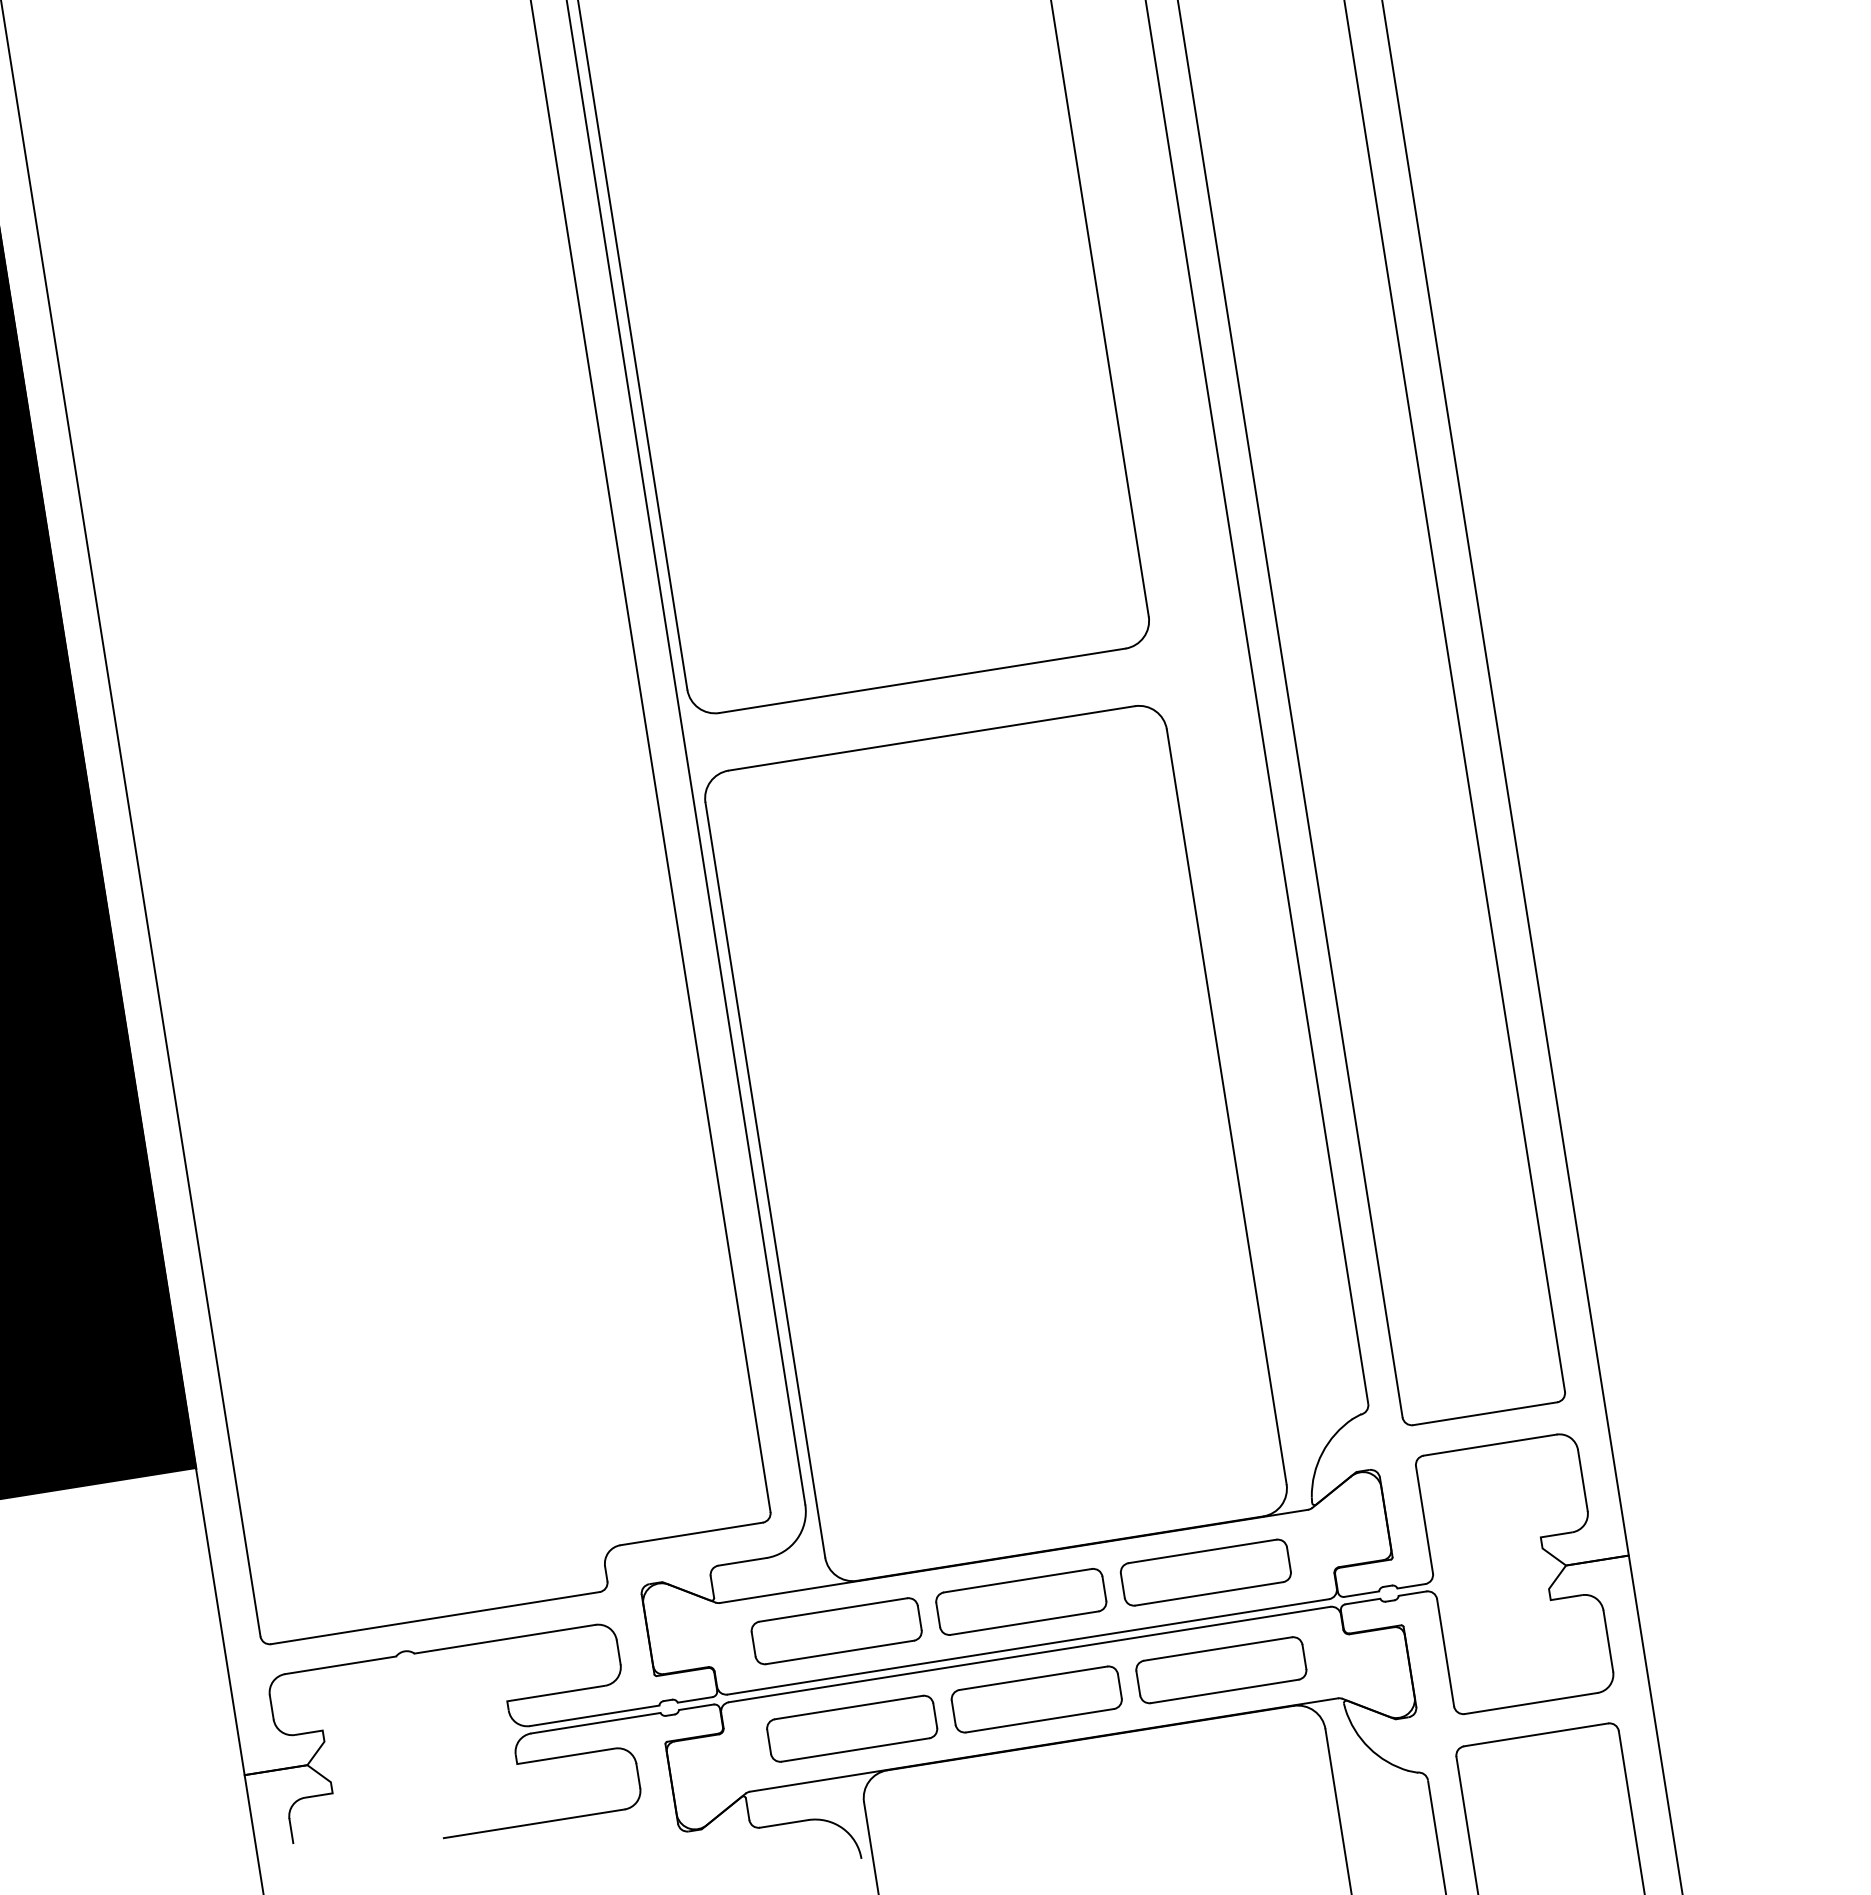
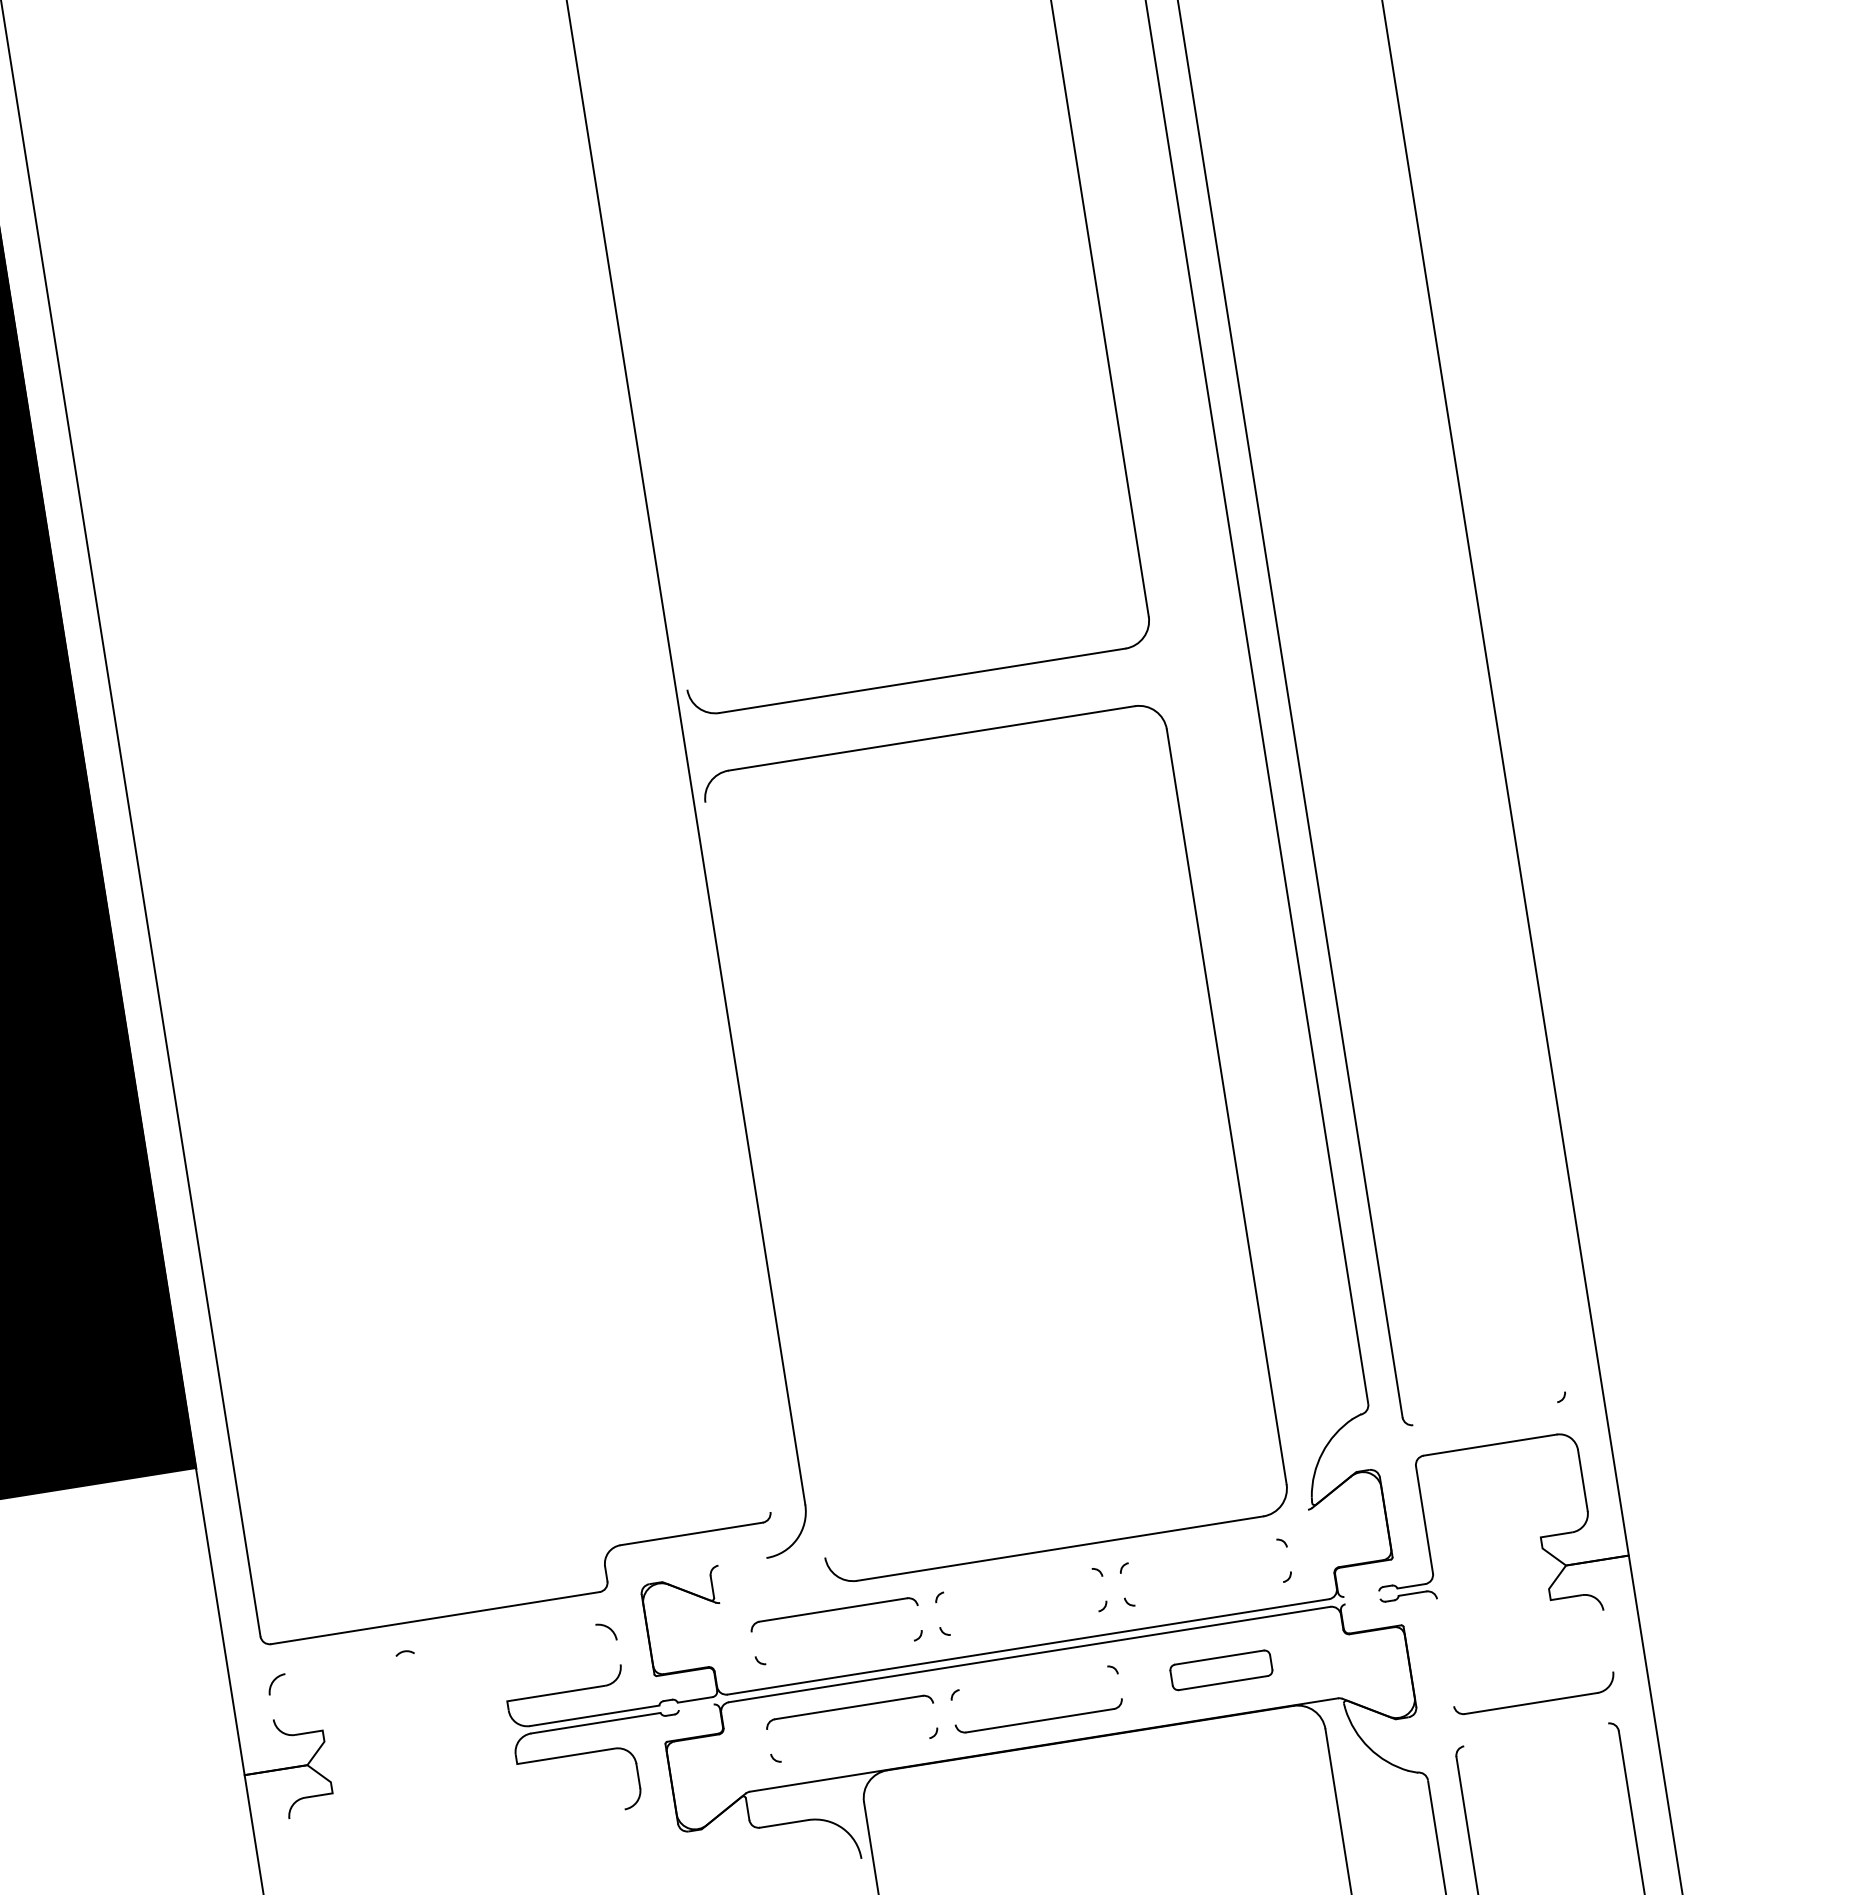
line: present -> none (632, 345)
line: present -> none (1454, 696)
line: present -> none (650, 756)
line: present -> none (765, 1179)
line: present -> none (1485, 1413)
line: present -> none (1202, 1551)
line: present -> none (1014, 1555)
line: present -> none (1288, 1559)
line: present -> none (742, 1561)
line: present -> none (1017, 1580)
line: present -> none (1122, 1585)
line: present -> none (1104, 1588)
line: present -> none (1209, 1593)
line: present -> none (1361, 1593)
line: present -> none (1362, 1601)
line: present -> none (938, 1615)
line: present -> none (919, 1618)
line: present -> none (1024, 1622)
line: present -> none (504, 1638)
line: present -> none (1608, 1640)
line: present -> none (753, 1644)
line: present -> none (618, 1652)
line: present -> none (839, 1652)
line: present -> none (1445, 1652)
line: present -> none (340, 1665)
part size: 173x69 px -> 105x43 px (1221, 1670)
line: present -> none (1033, 1677)
line: present -> none (1119, 1686)
line: present -> none (271, 1707)
line: present -> none (695, 1707)
line: present -> none (953, 1712)
line: present -> none (935, 1715)
line: present -> none (1536, 1734)
line: present -> none (769, 1741)
line: present -> none (855, 1749)
line: present -> none (533, 1823)
line: present -> none (291, 1831)
